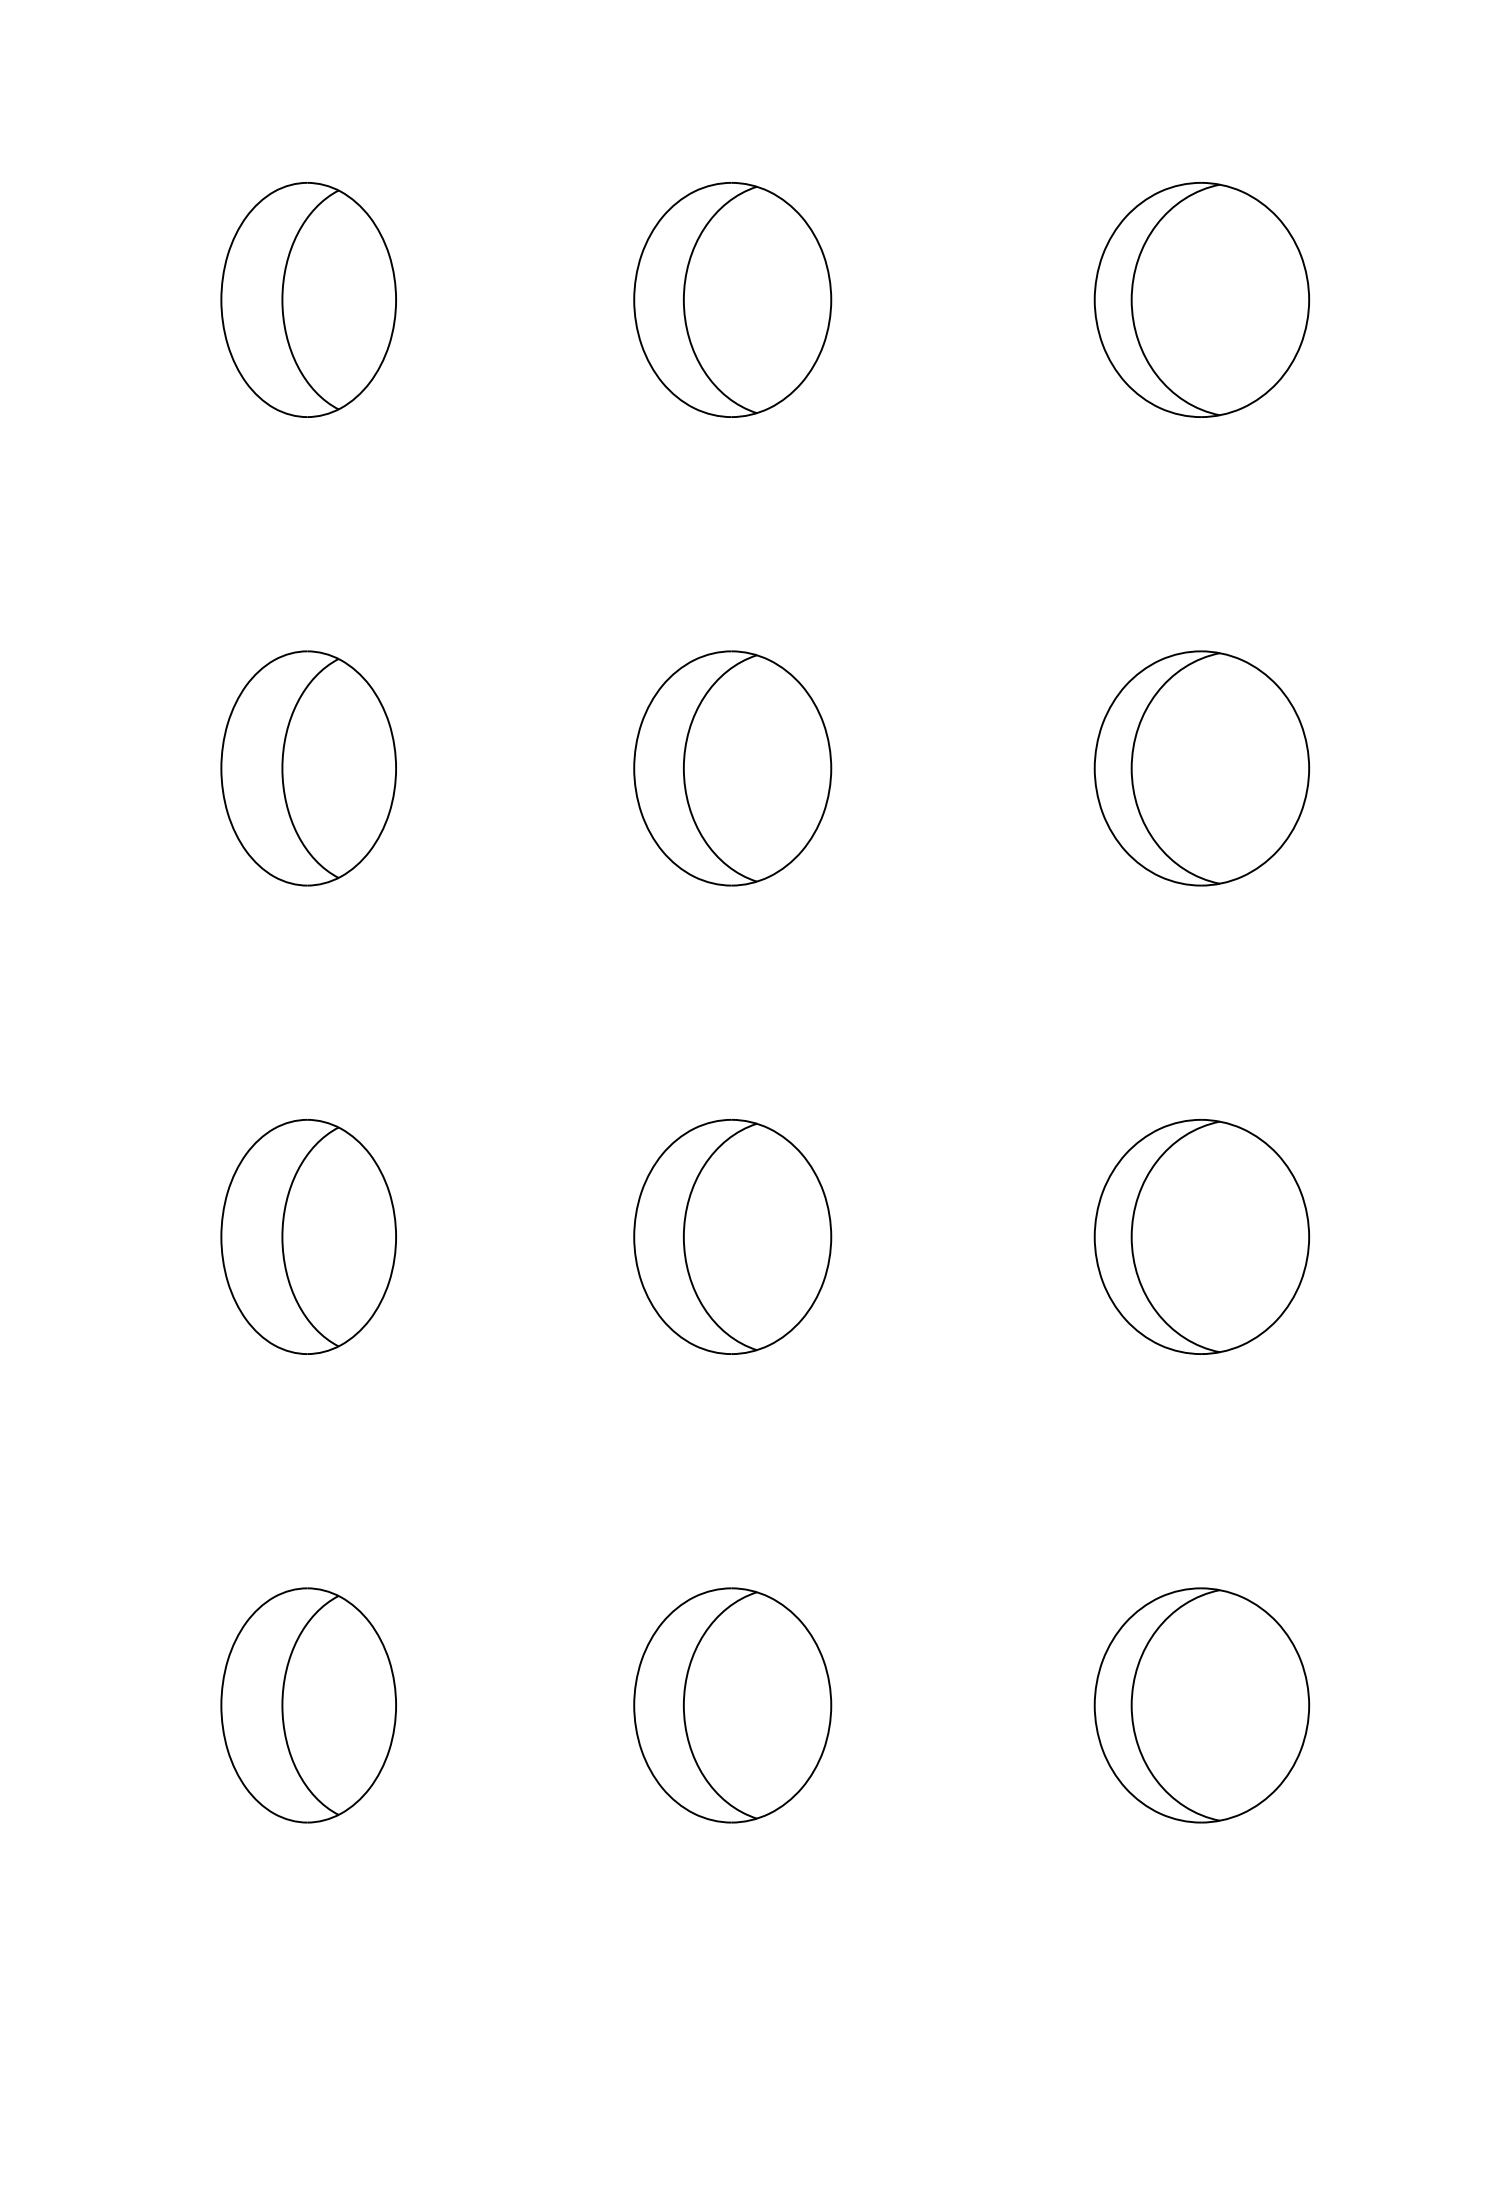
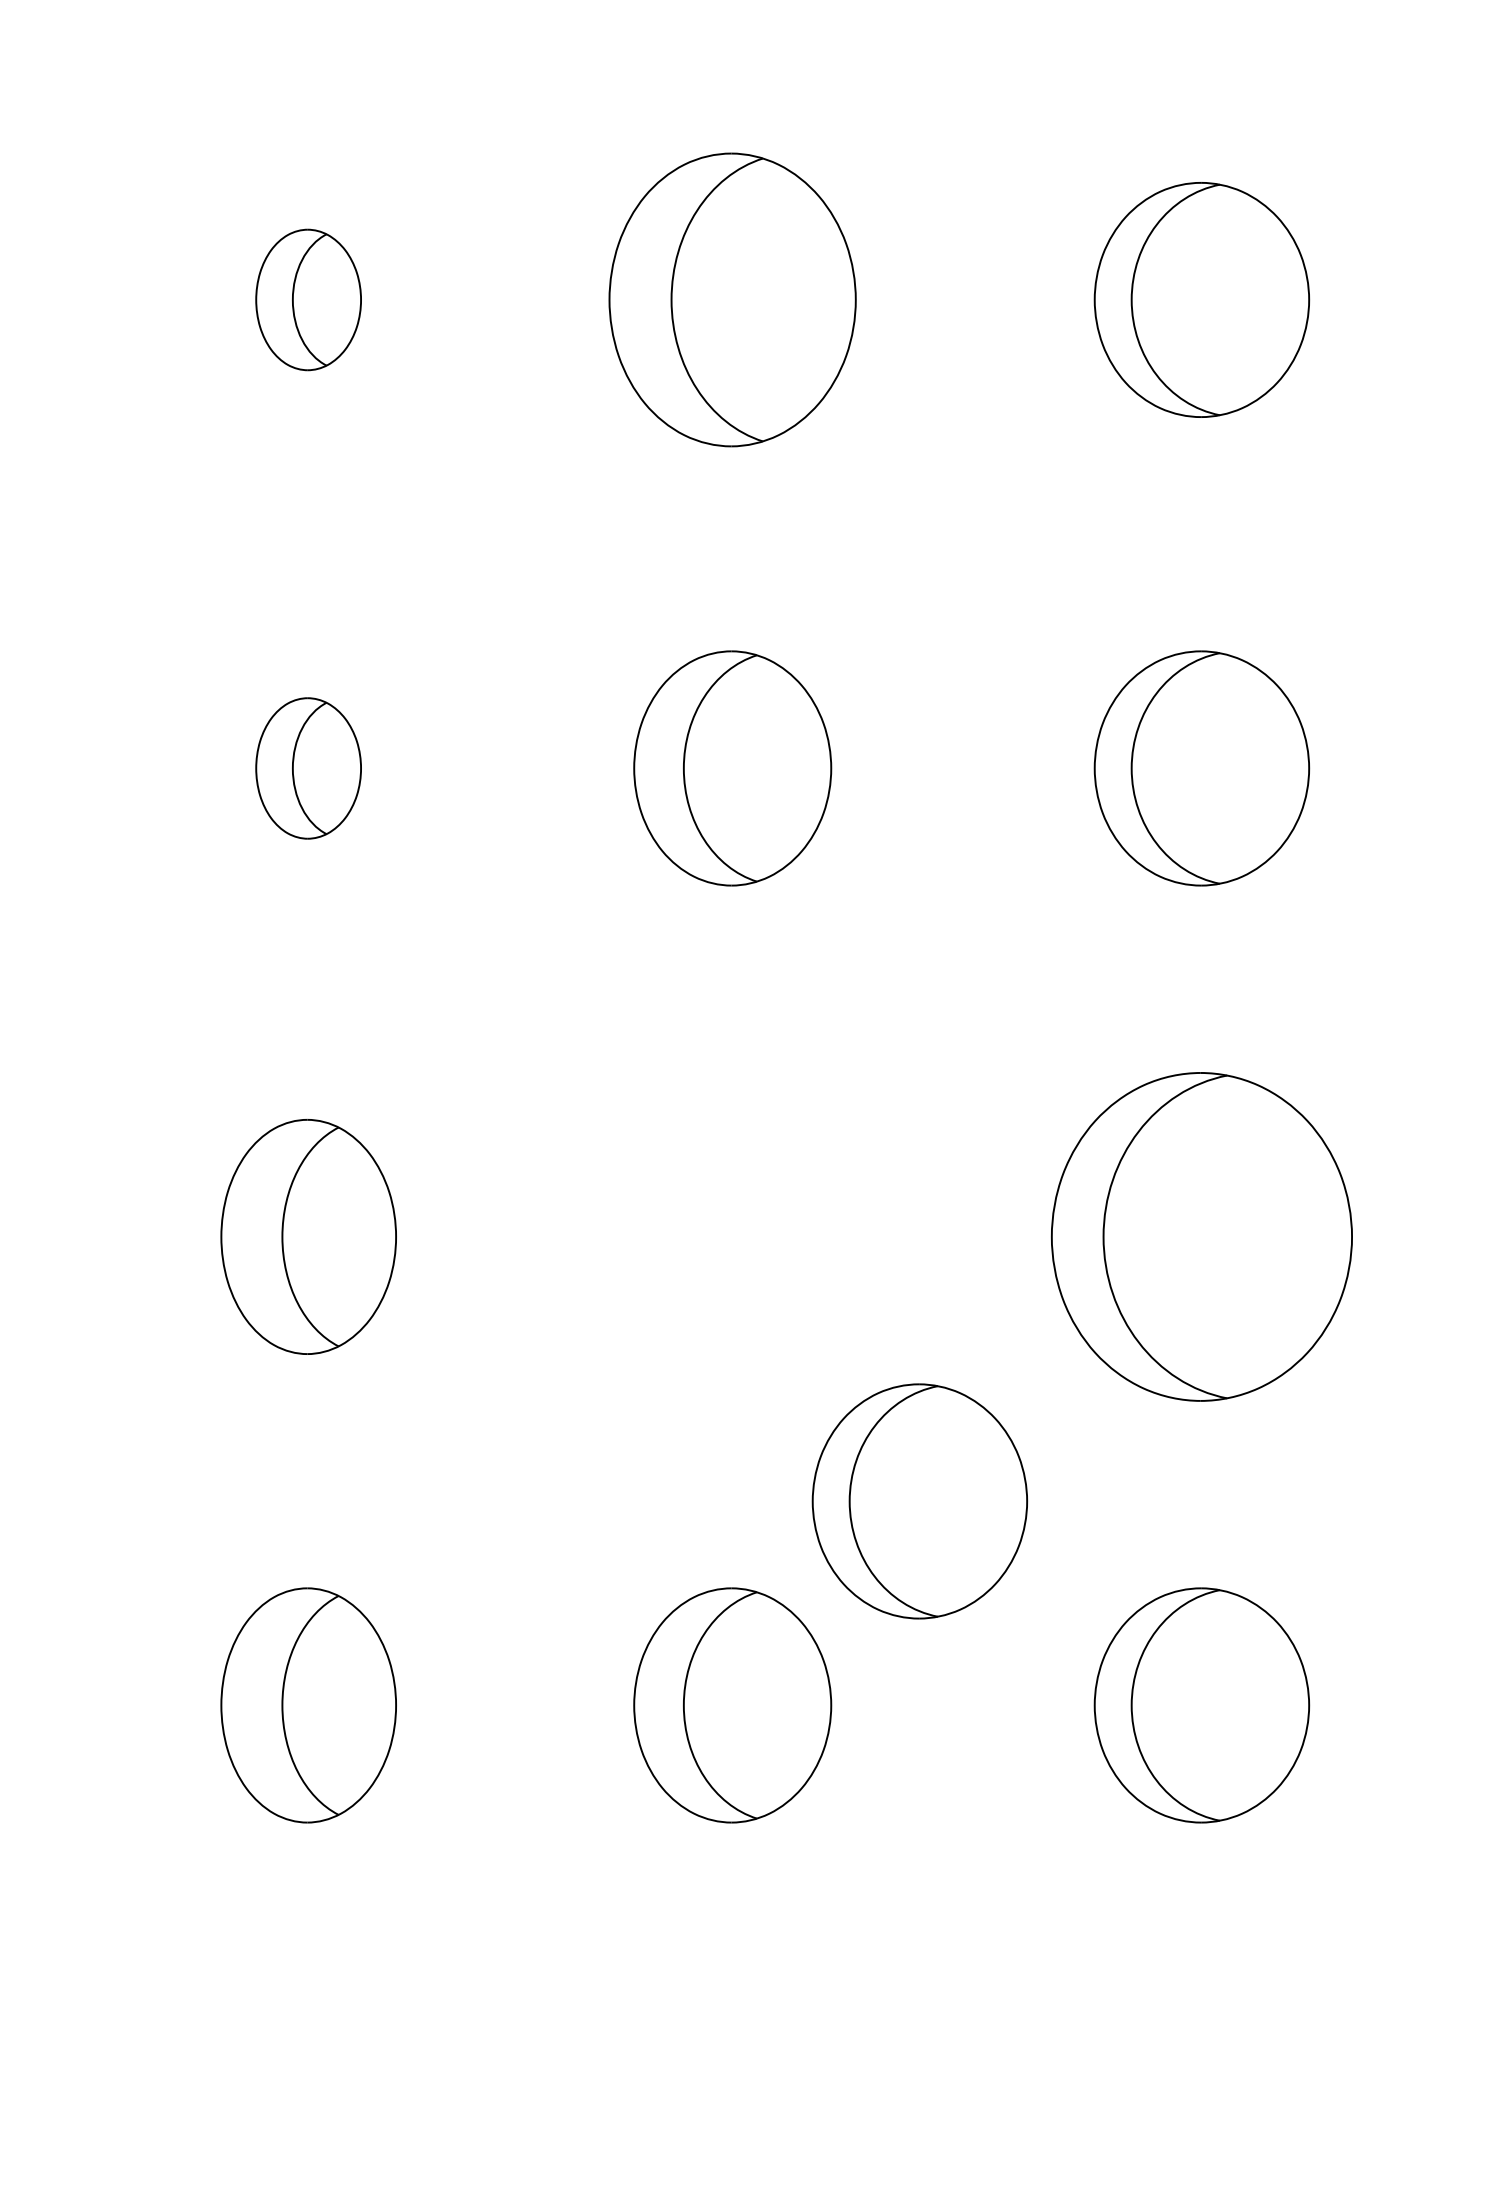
part size: 177x236 px -> 107x144 px (308, 299)
part size: 200x236 px -> 249x296 px (732, 299)
part size: 177x237 px -> 107x143 px (308, 768)
part: present -> none (732, 1236)
part size: 218x236 px -> 302x330 px (1201, 1236)
part: none -> present (919, 1501)
